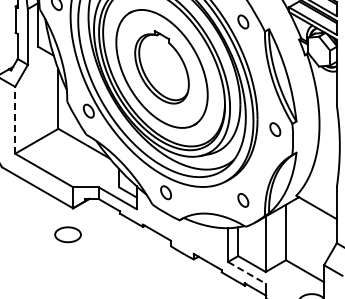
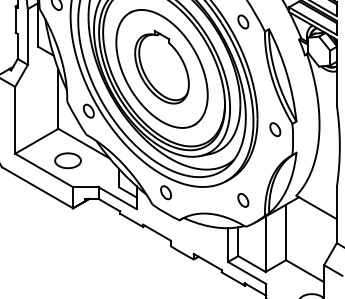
line: dashed -> solid (15, 119)
part position: (67, 234) -> (67, 160) (67, 160)
line: dashed -> solid (247, 272)
